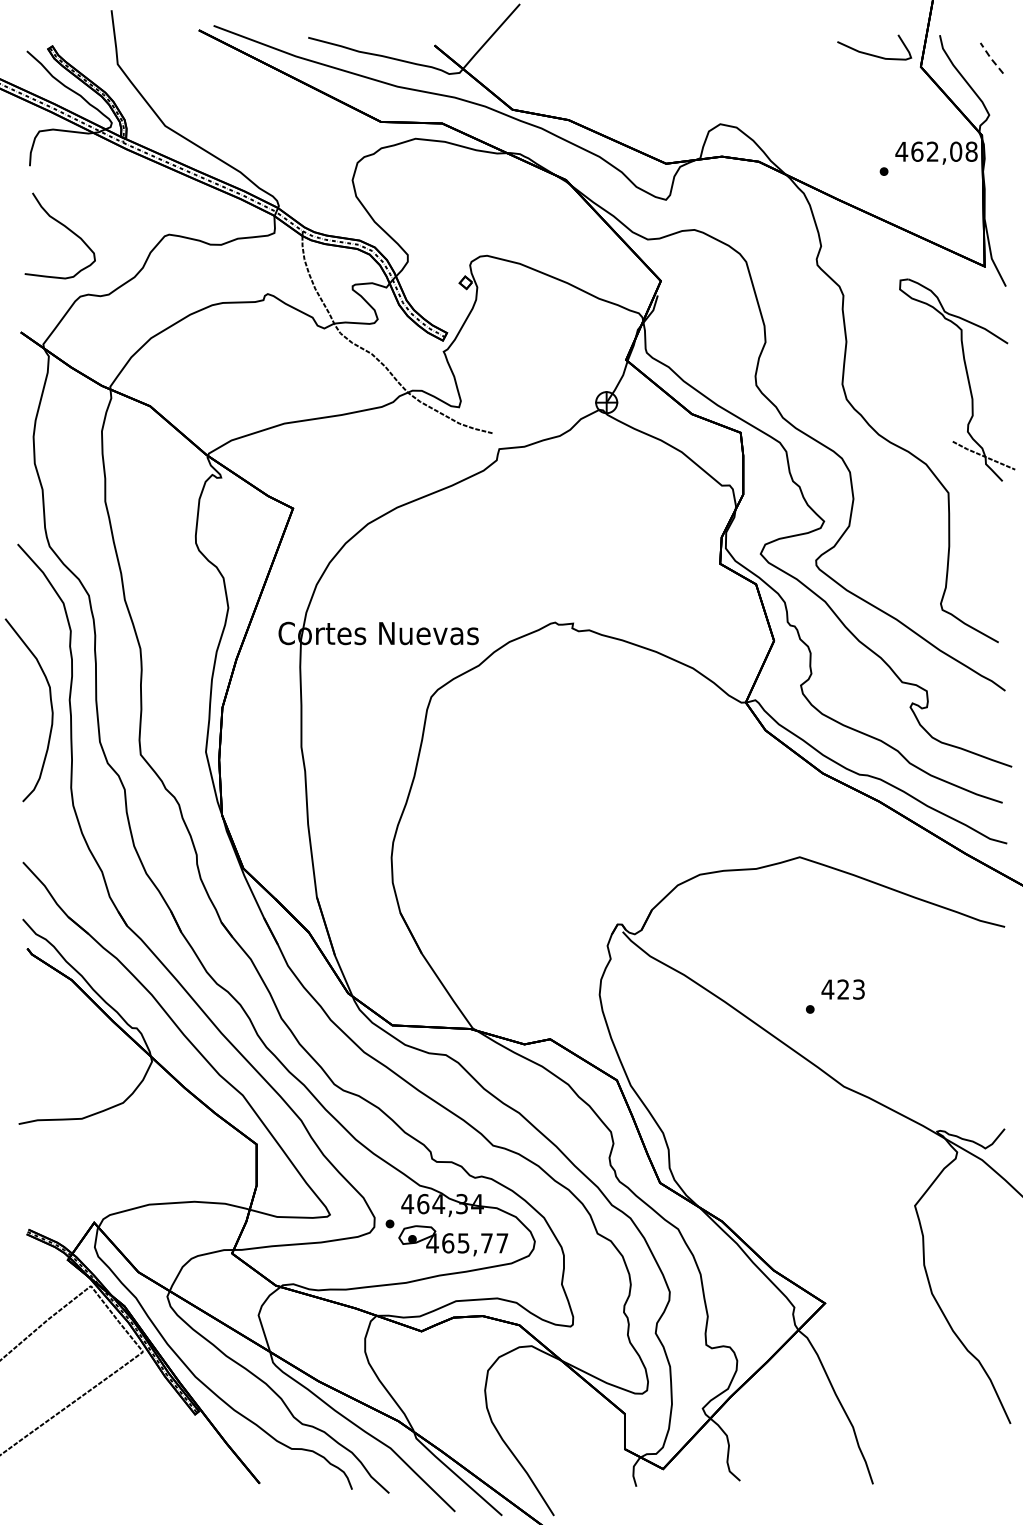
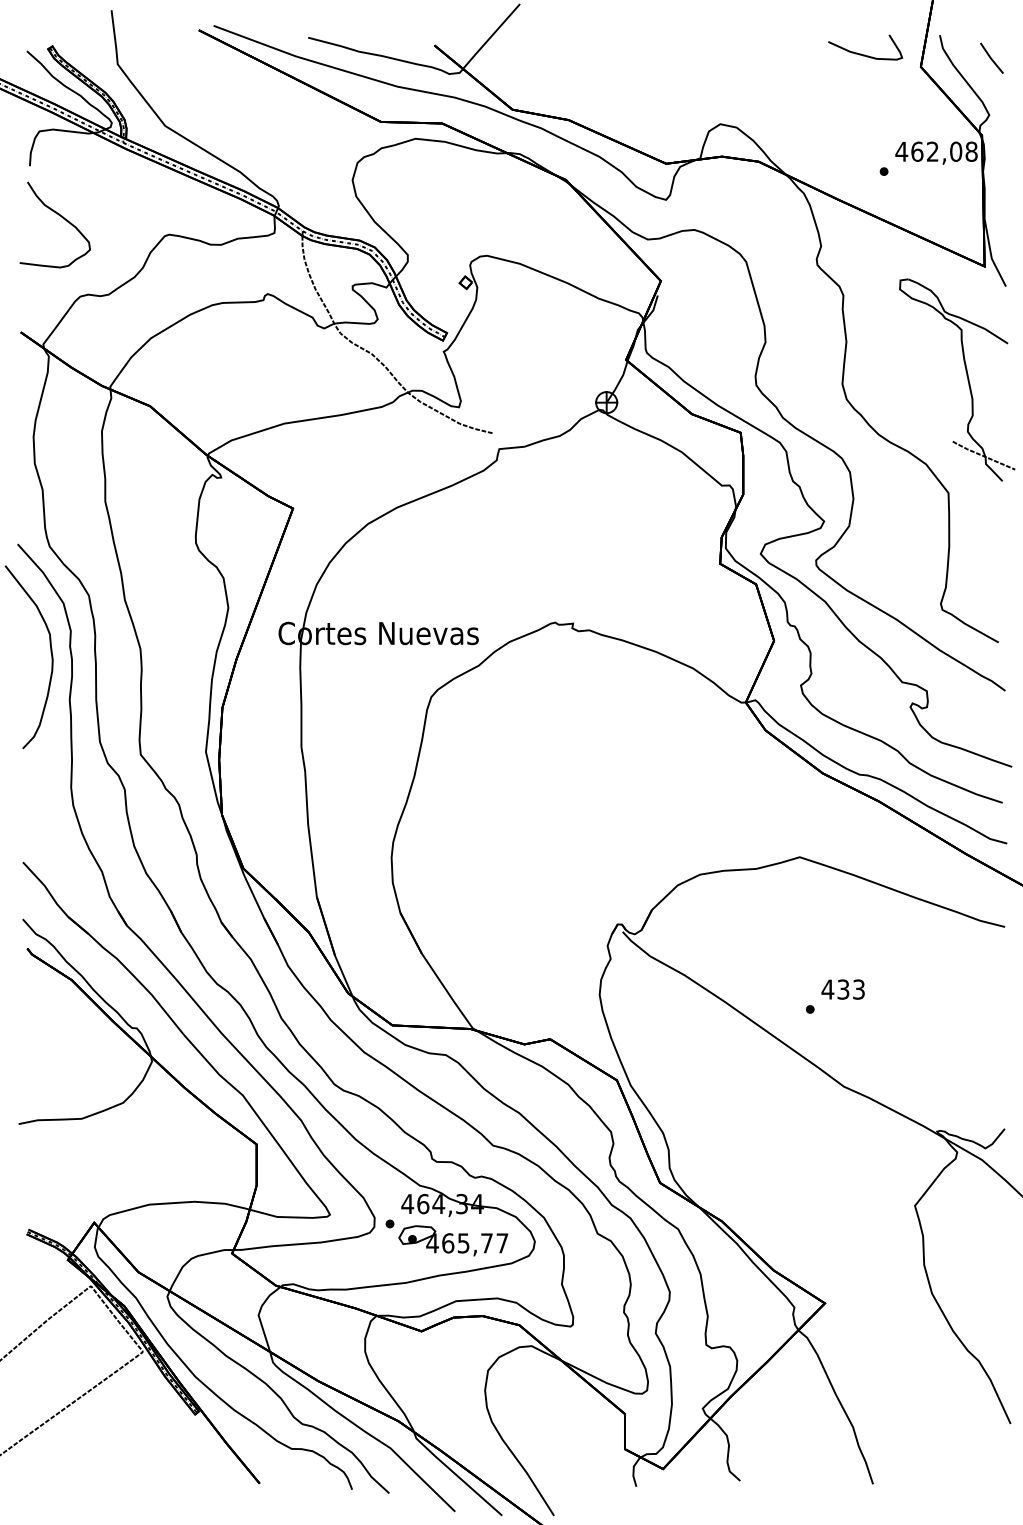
curve position: (873, 54) -> (864, 54) (864, 54)
line: dashed -> solid (990, 58)
curve position: (63, 226) -> (58, 215) (58, 215)
curve position: (50, 705) -> (50, 652) (50, 652)
text: 423 -> 433 (843, 989)
